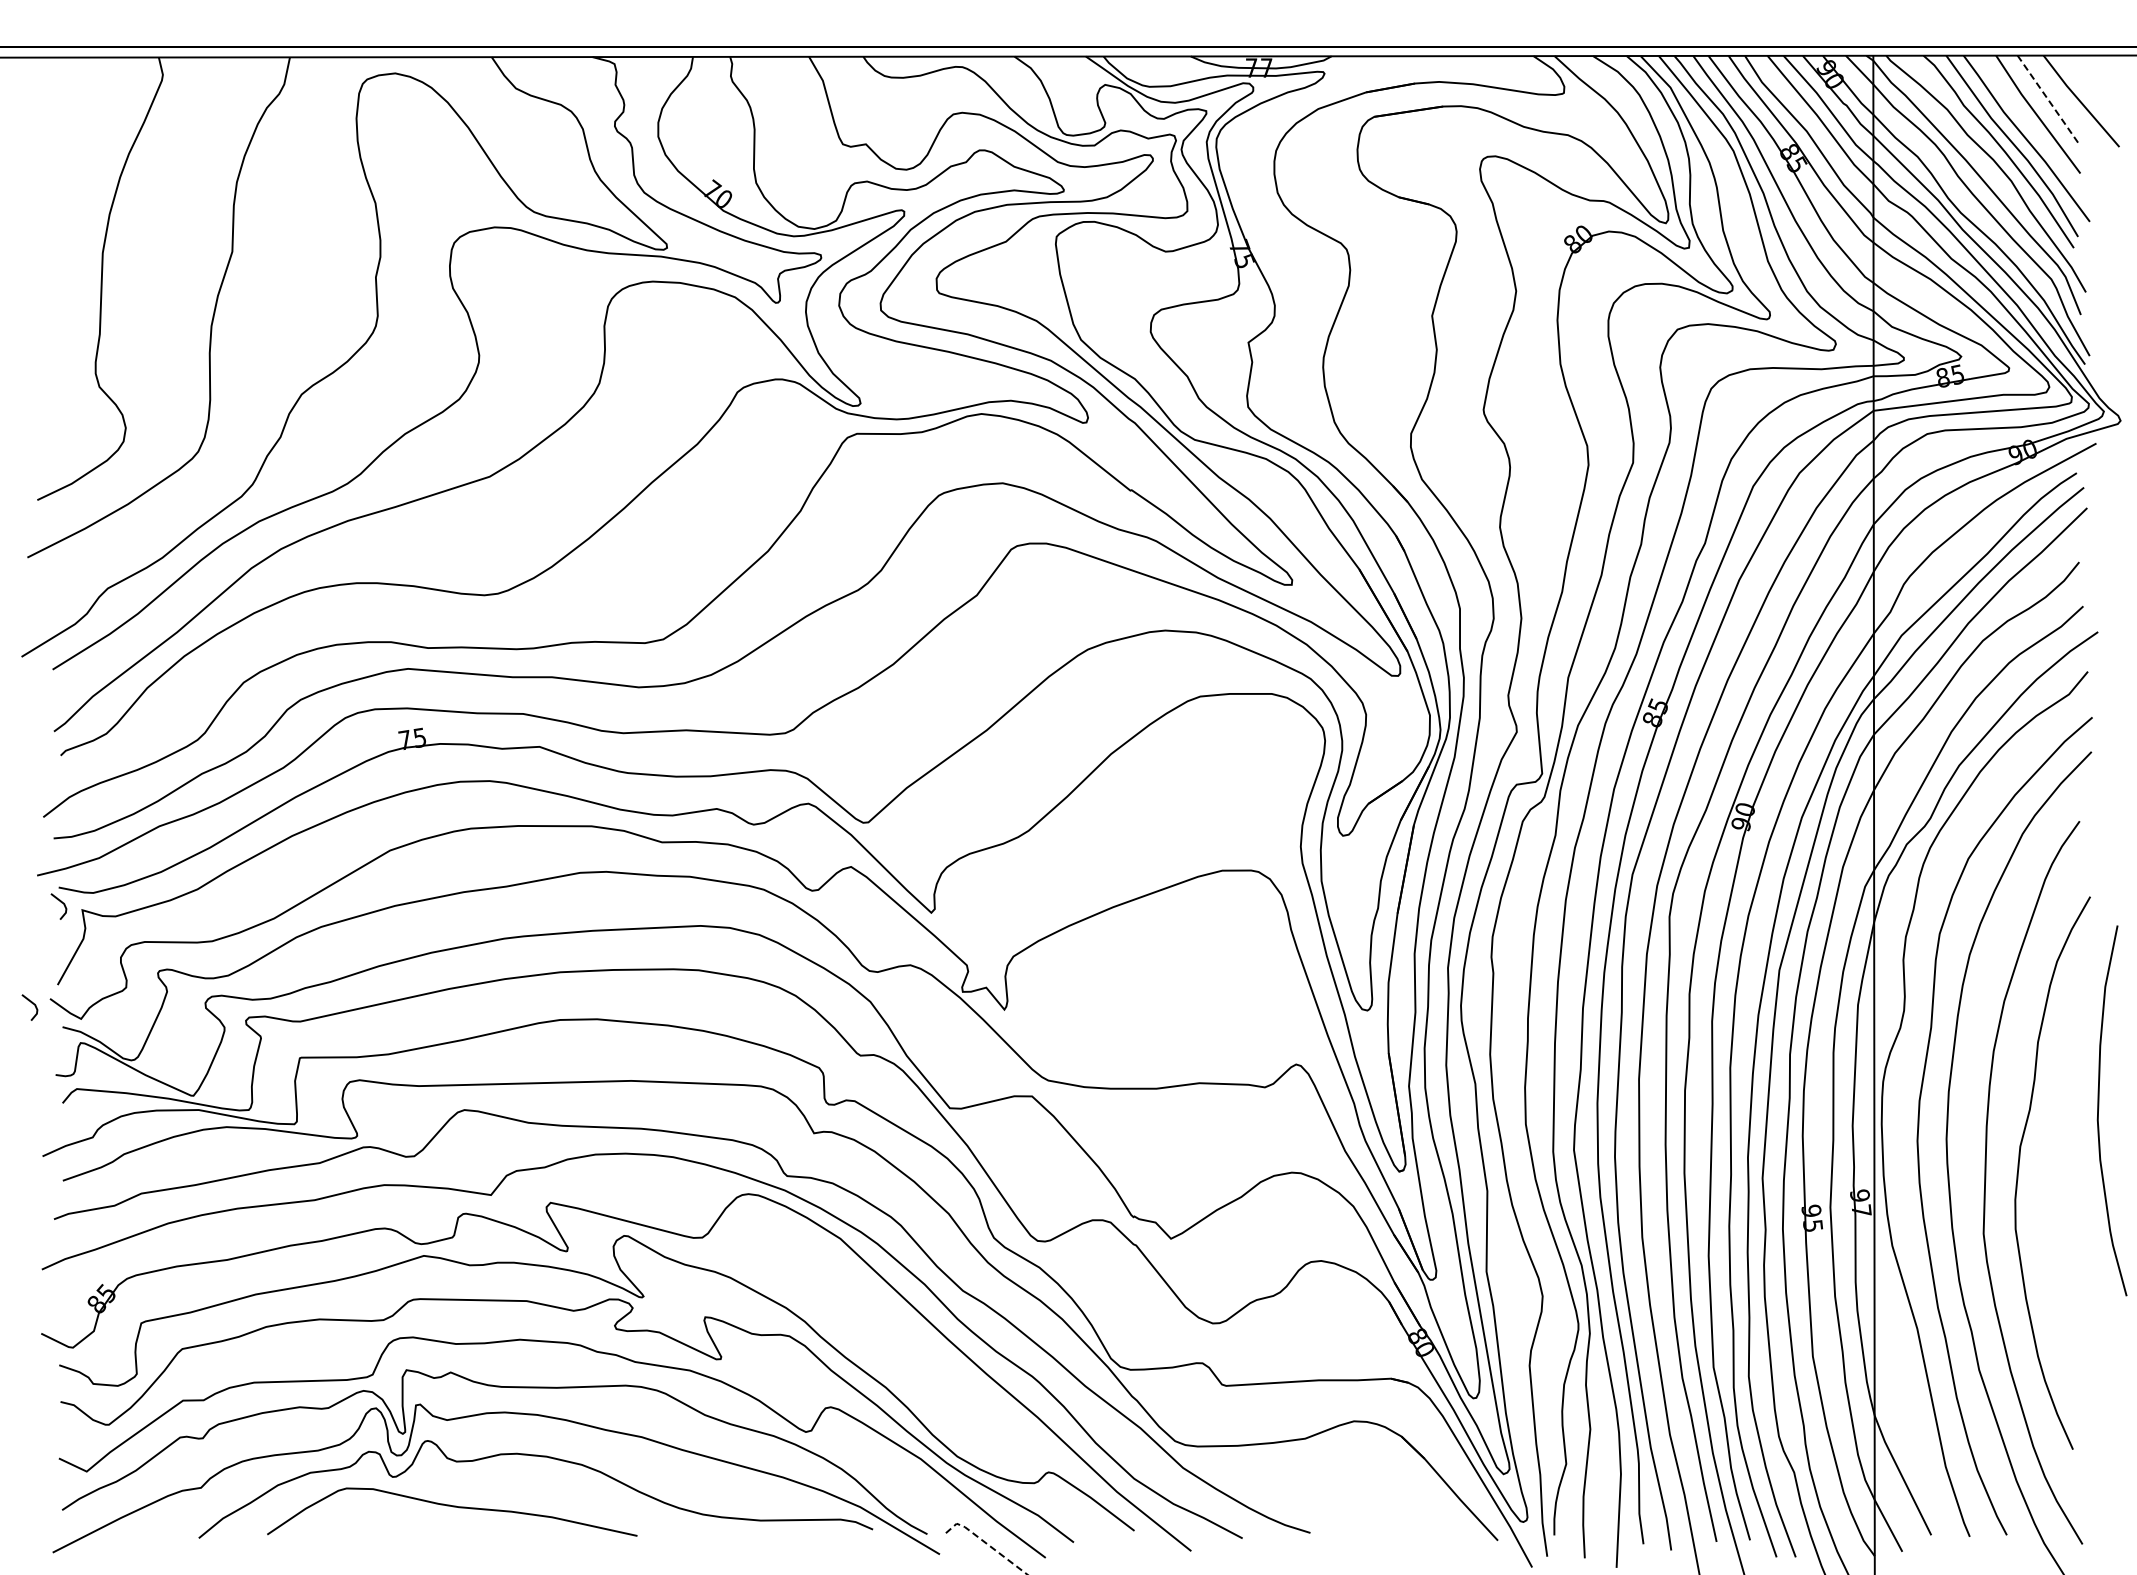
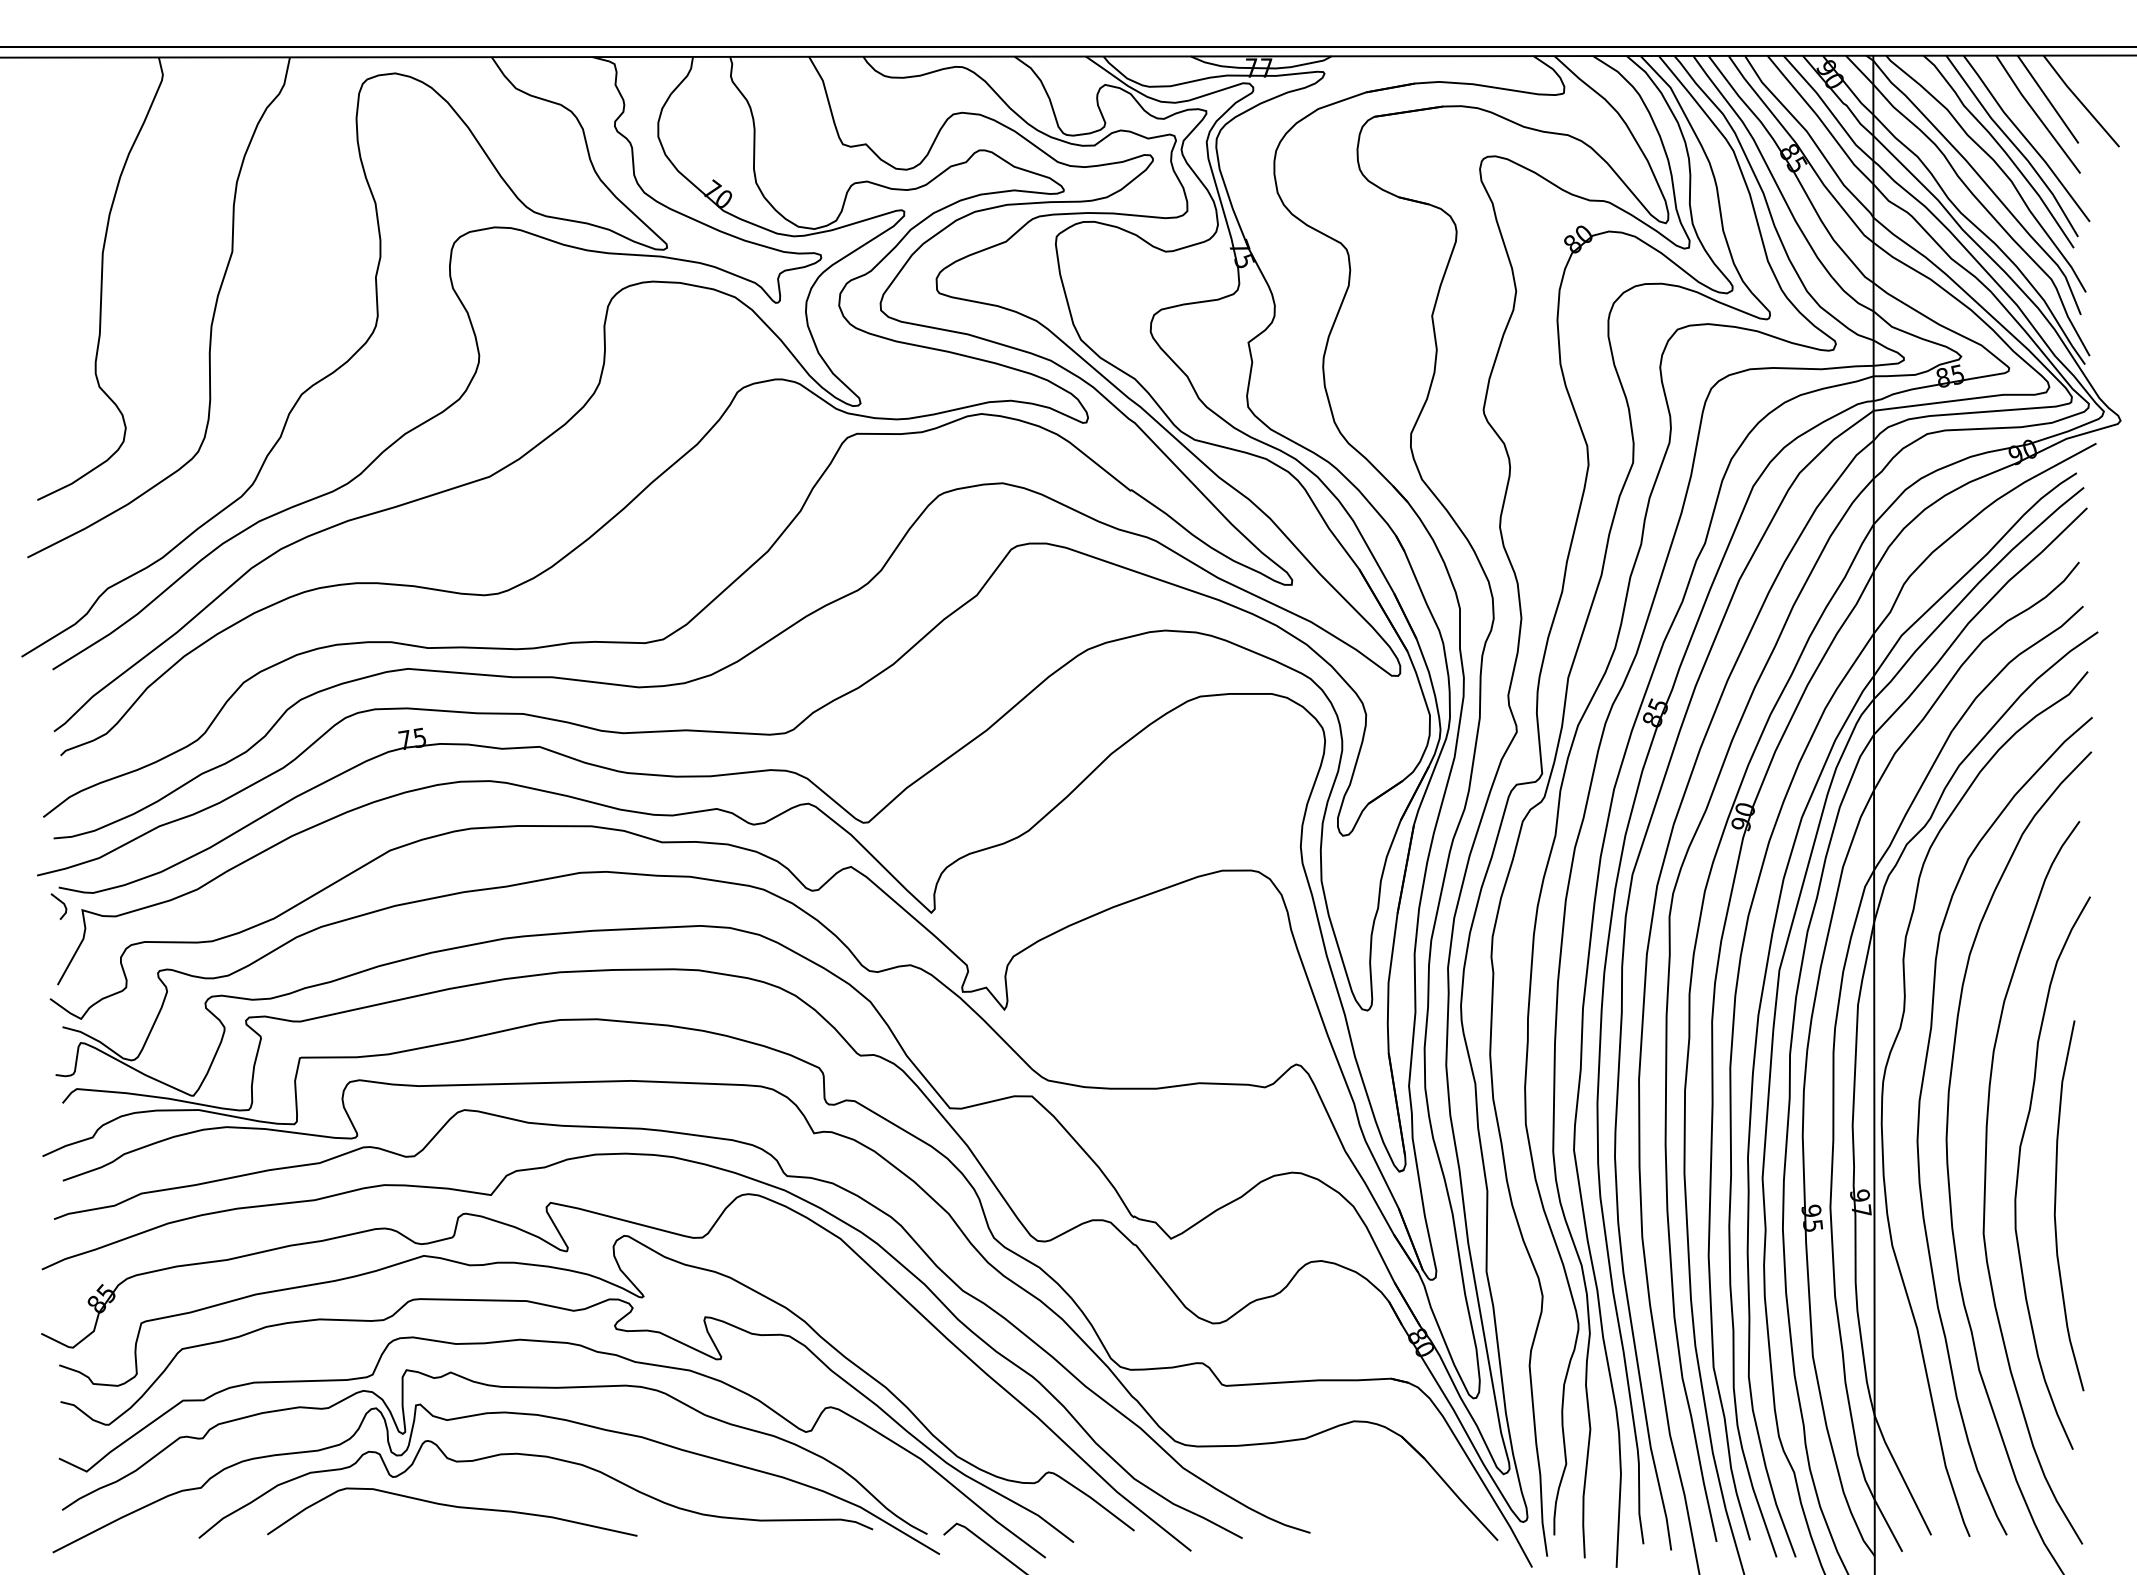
line: dashed -> solid (2048, 99)
line: present -> none (32, 1004)
curve position: (2099, 1108) -> (2056, 1203) (2056, 1203)
line: dashed -> solid (984, 1542)
